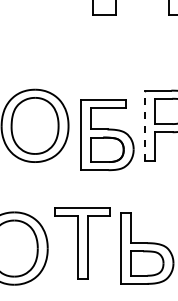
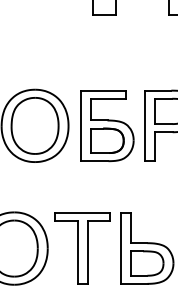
line: dashed -> solid (145, 125)
part position: (107, 135) -> (107, 126) (107, 126)
part position: (82, 243) -> (82, 248) (82, 248)
